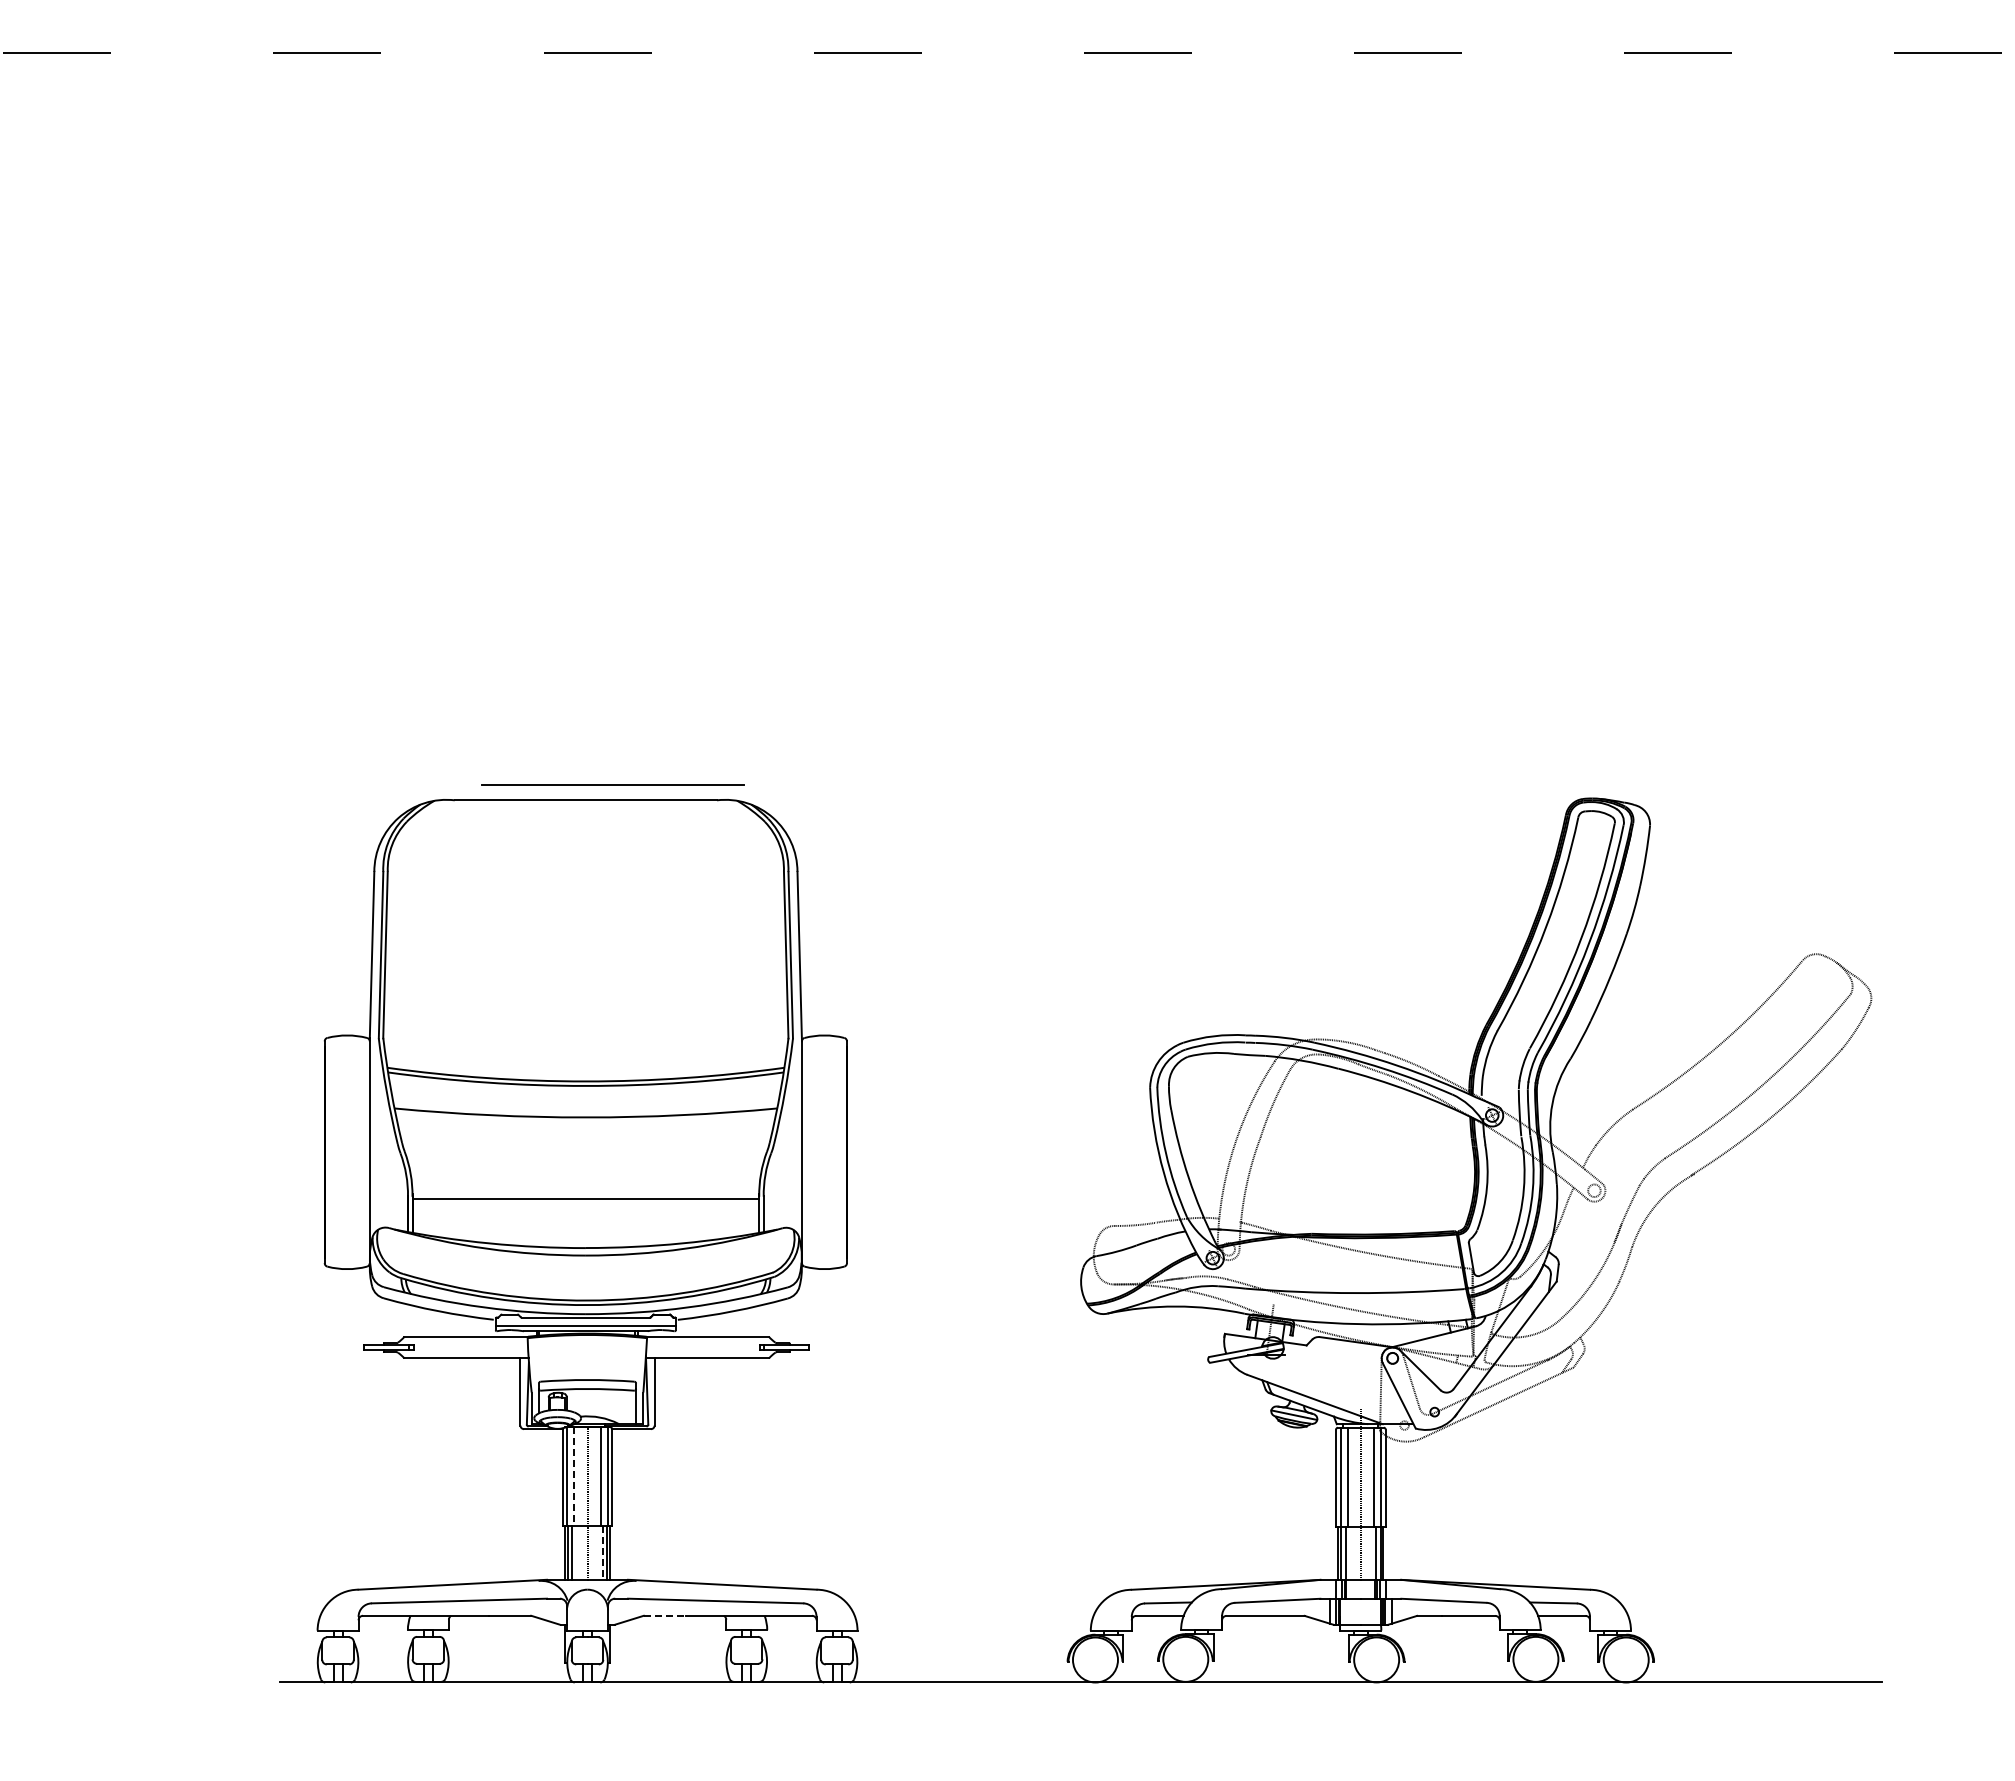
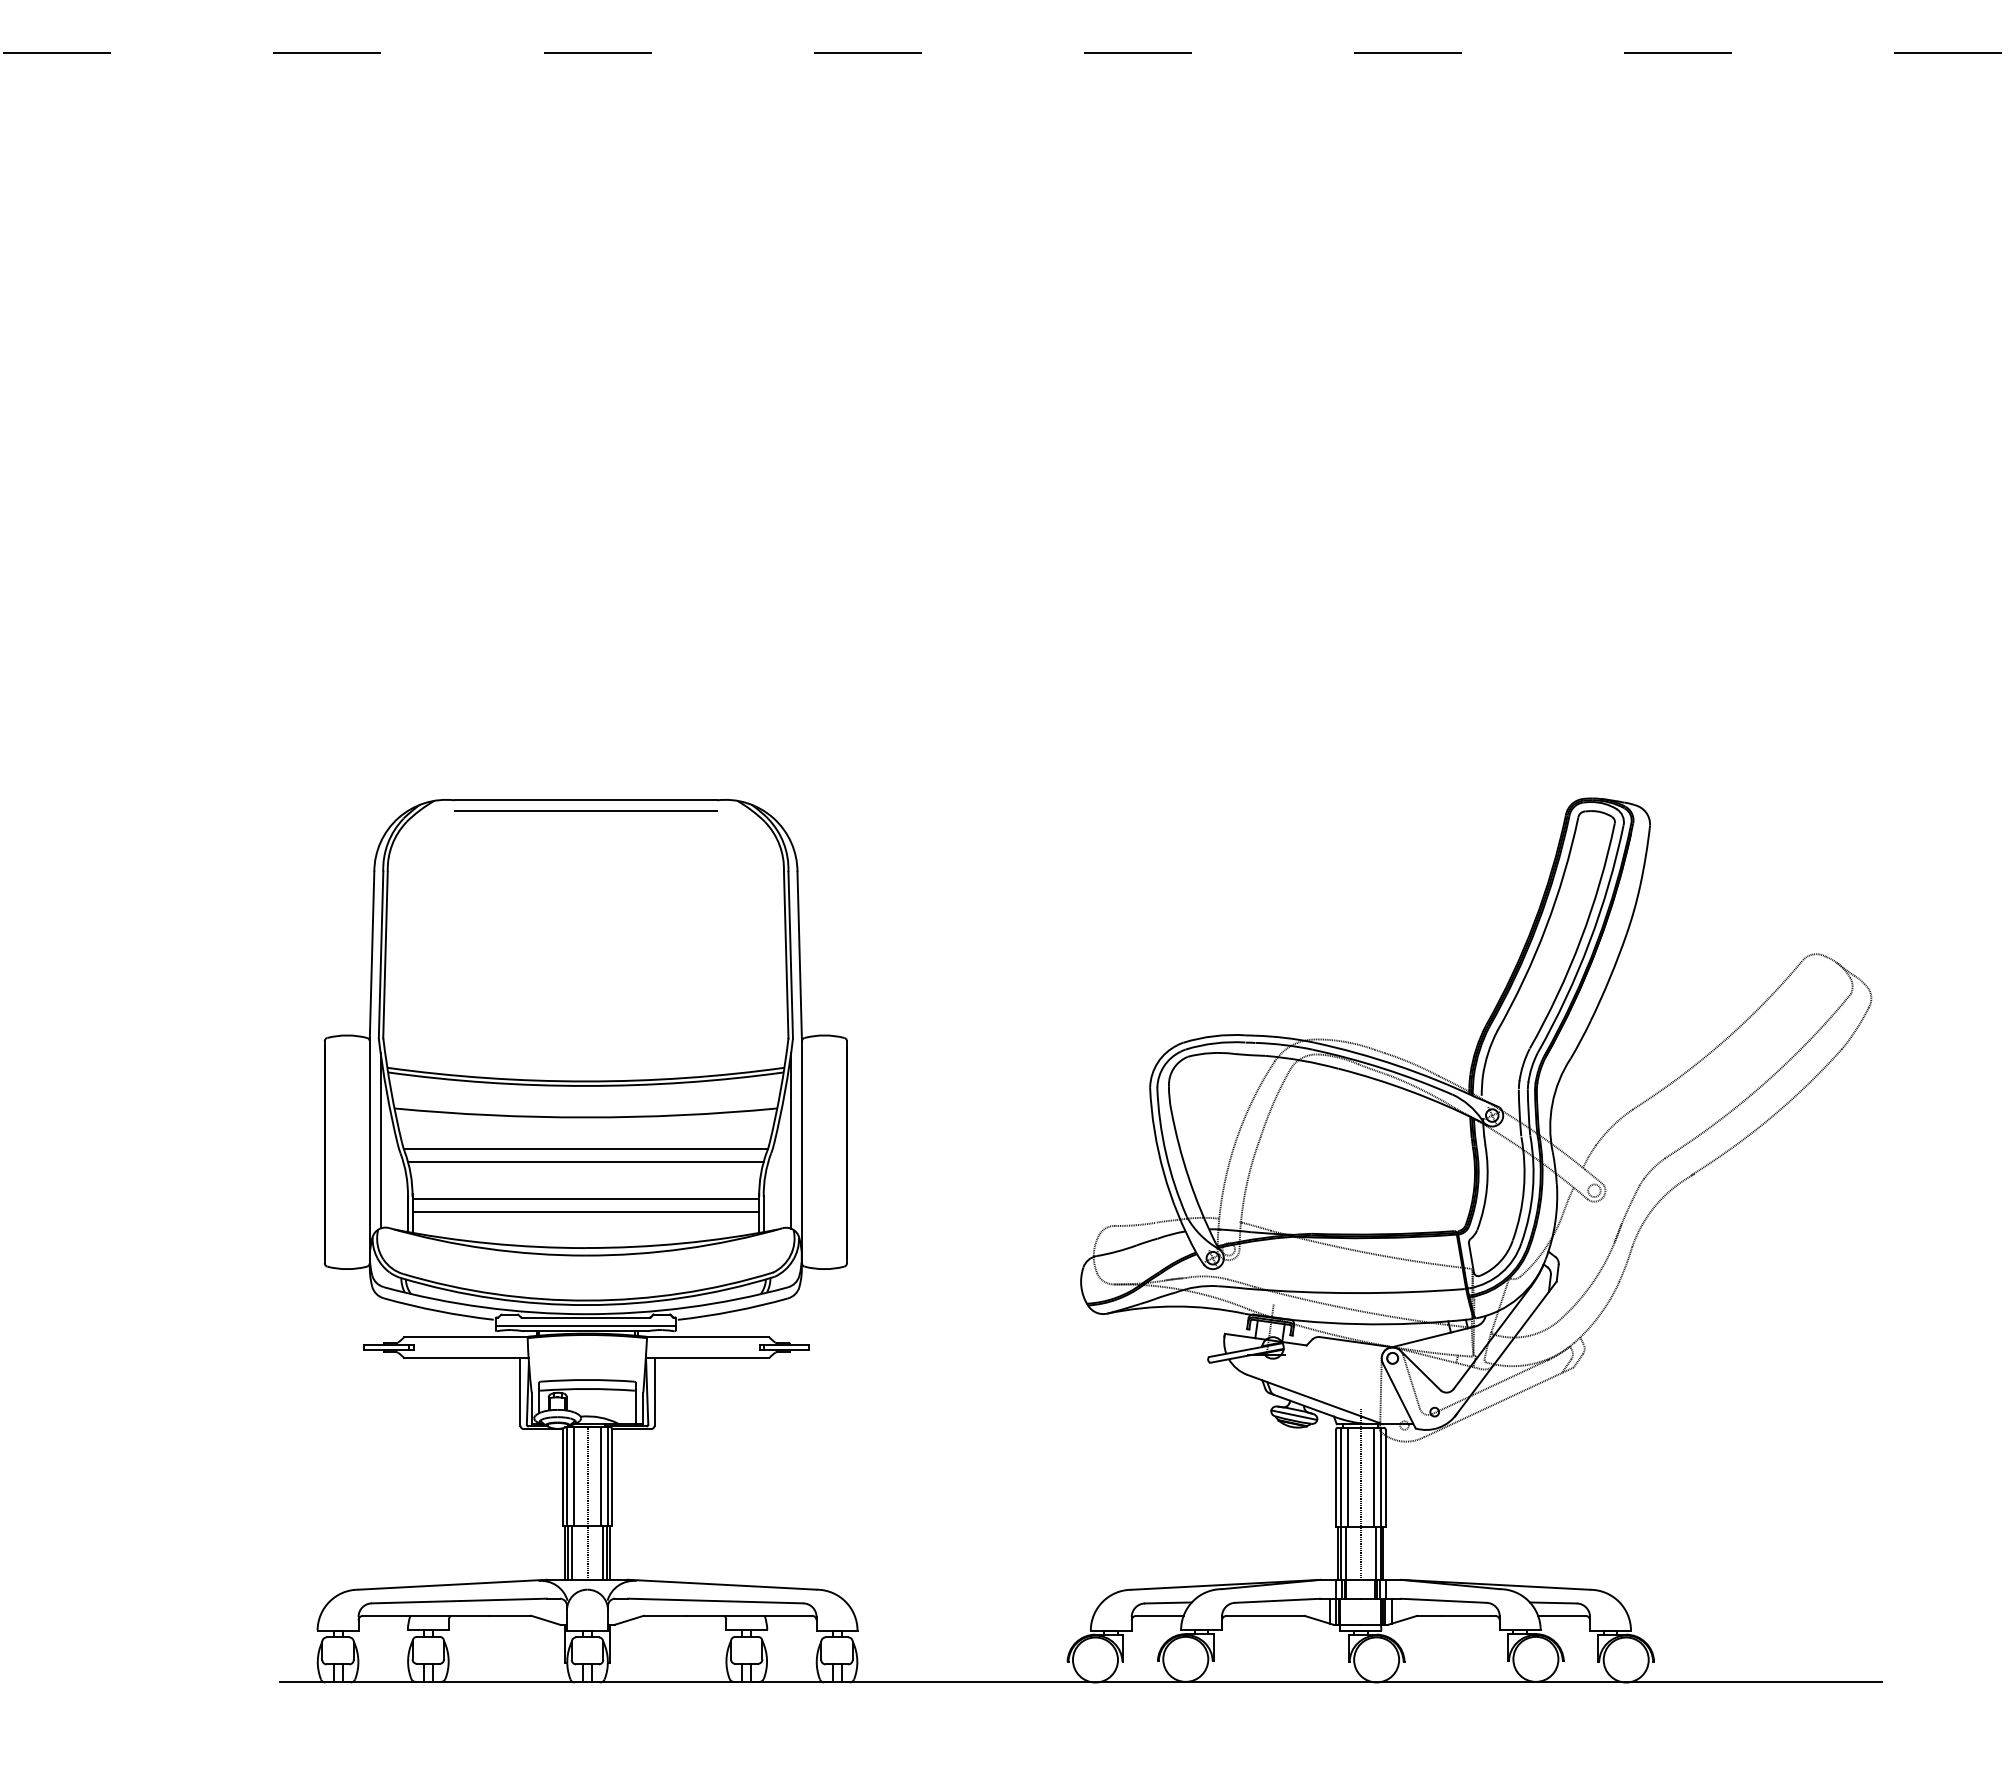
line position: (612, 784) -> (585, 810) (585, 810)
line: none -> present (380, 1140)
line: none -> present (791, 1140)
line: none -> present (585, 1148)
line: none -> present (585, 1162)
line: none -> present (585, 1212)
line: dashed -> solid (574, 1477)
line: dashed -> solid (602, 1553)
line: dashed -> solid (665, 1615)
